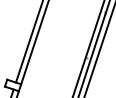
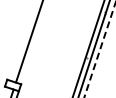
line: present -> none (34, 43)
line: solid -> dashed (99, 50)
